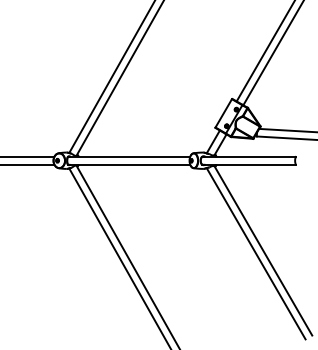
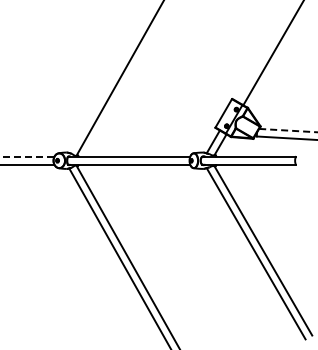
line: present -> none (264, 51)
line: present -> none (111, 77)
line: solid -> dashed (288, 130)
line: solid -> dashed (27, 156)
